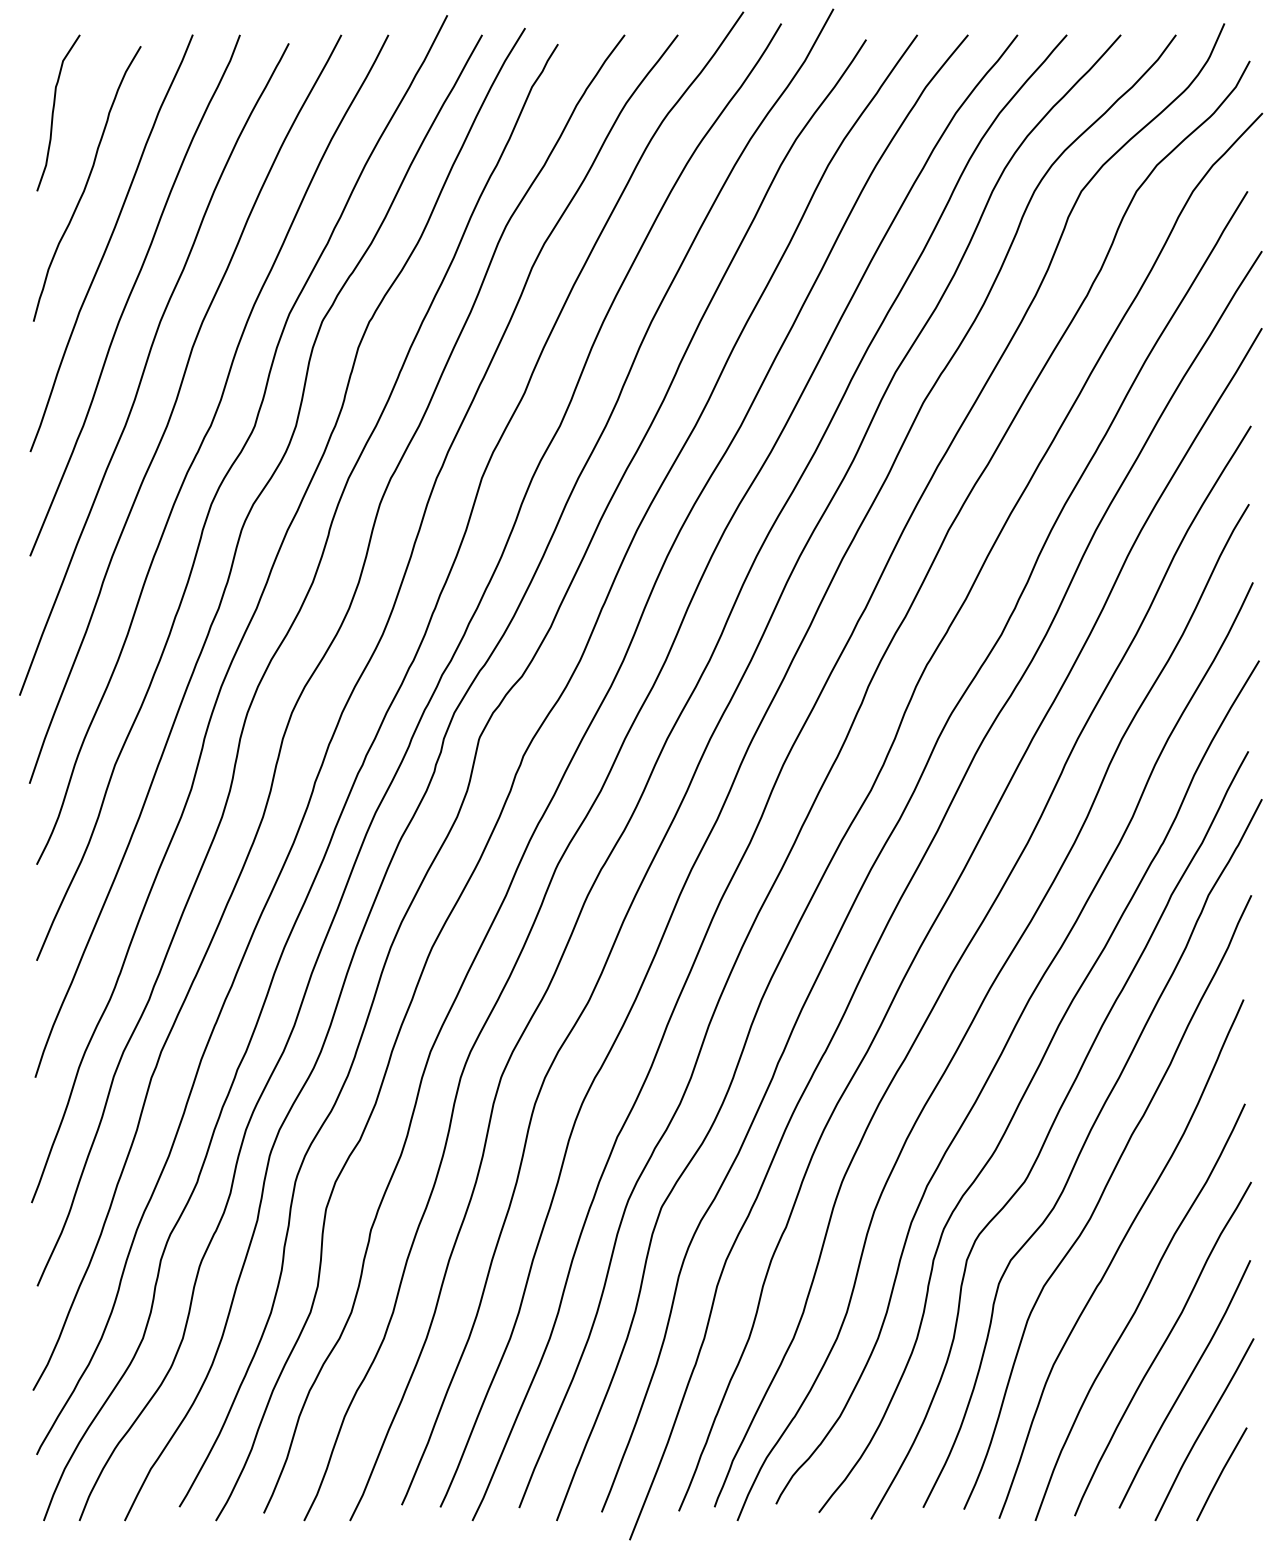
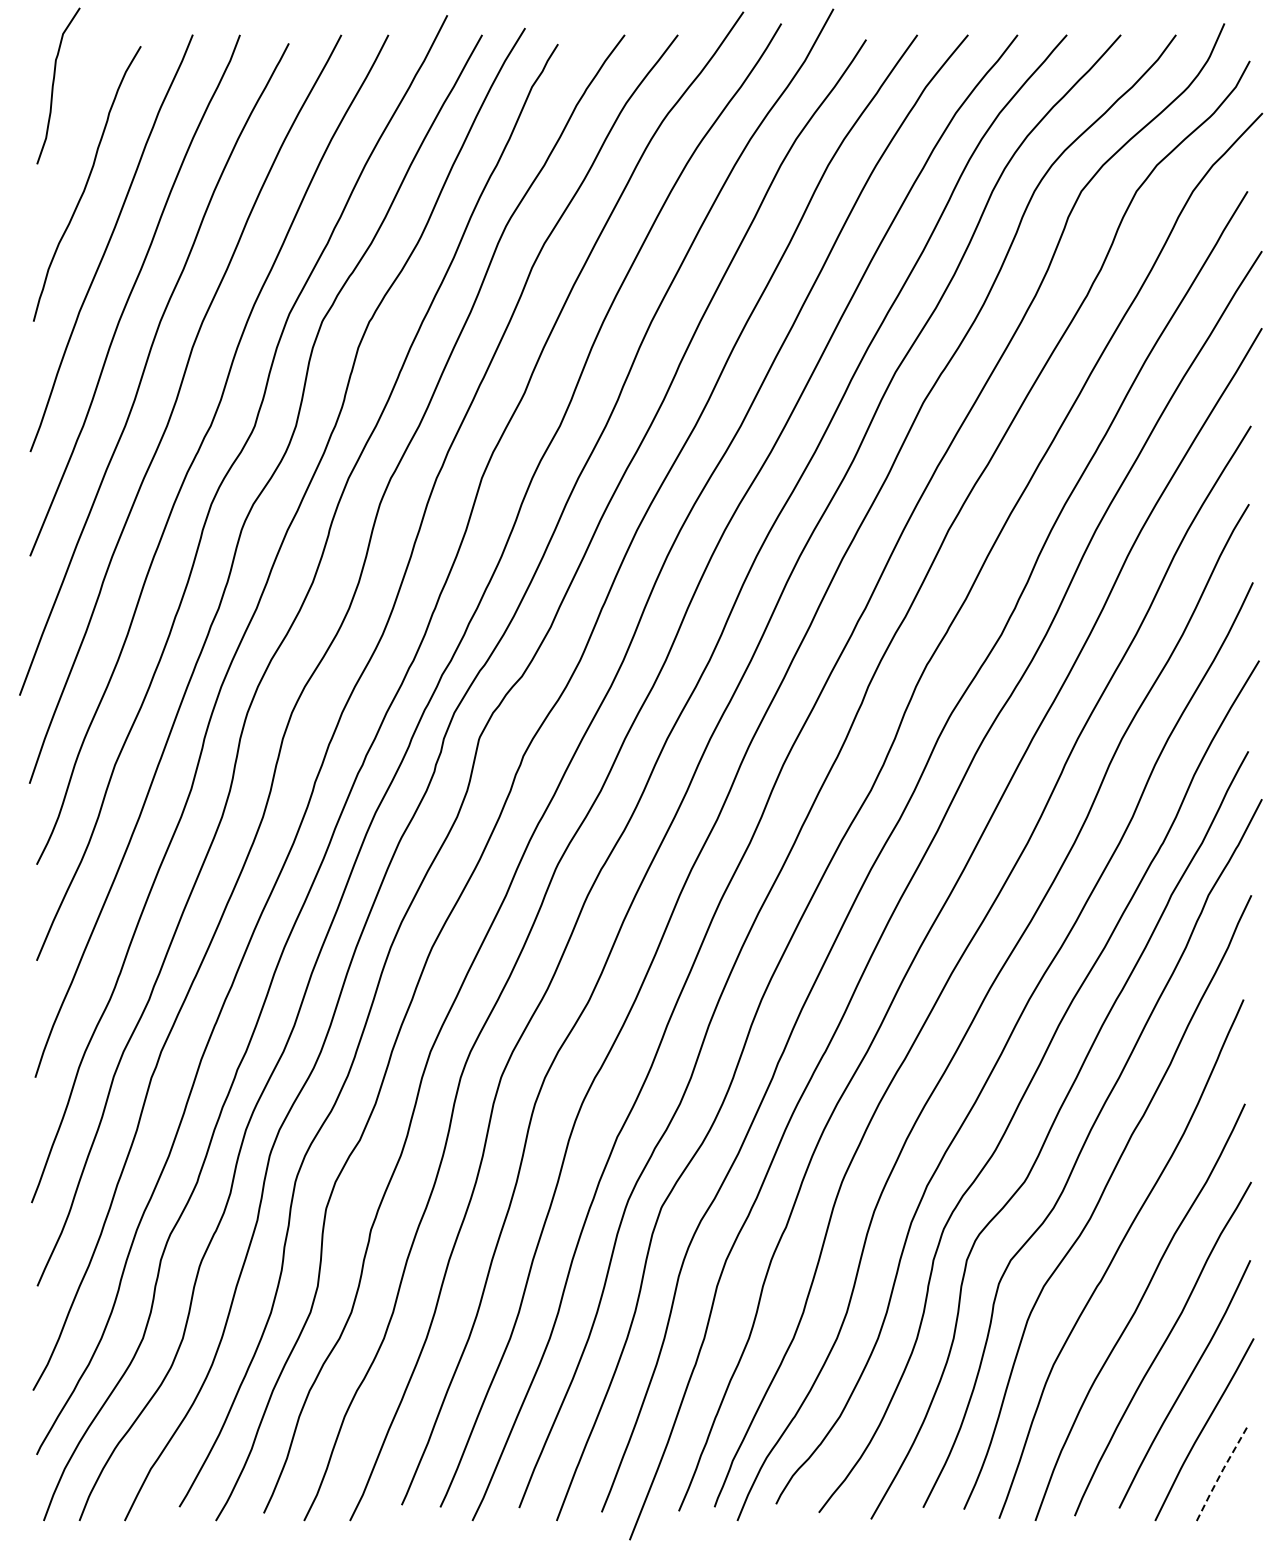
curve position: (54, 110) -> (54, 83) (54, 83)
line: solid -> dashed (1220, 1473)
